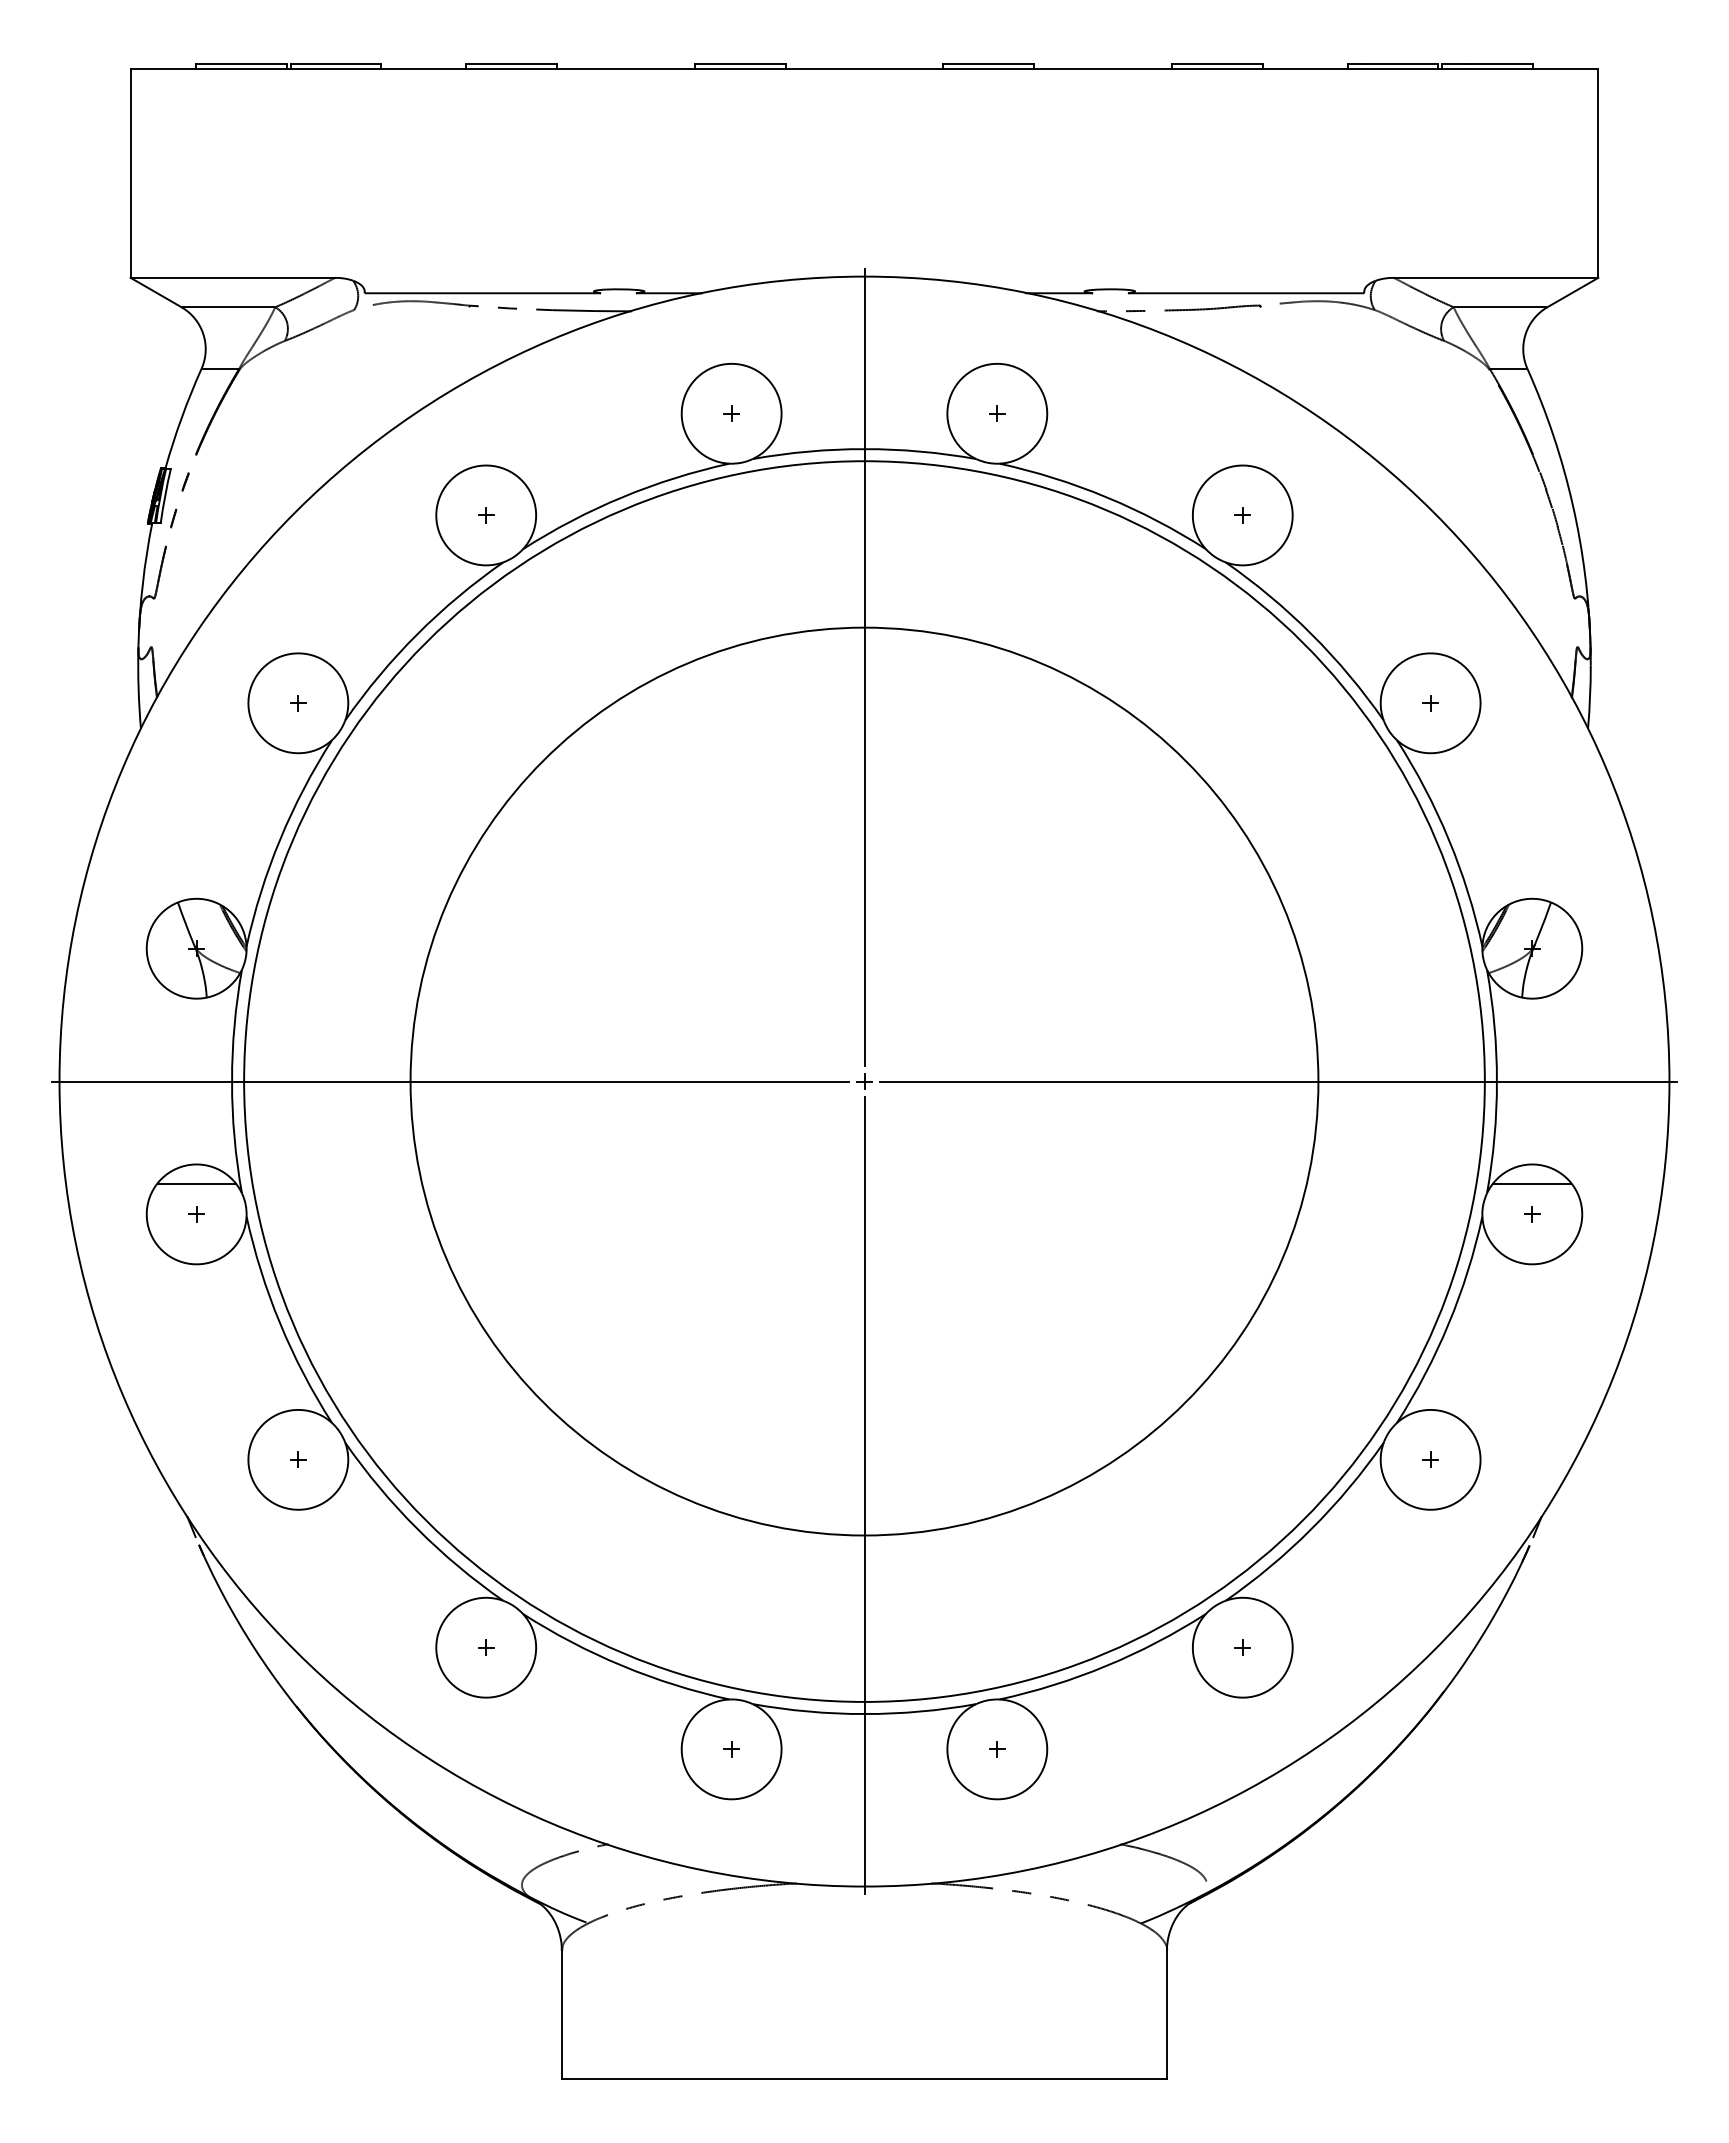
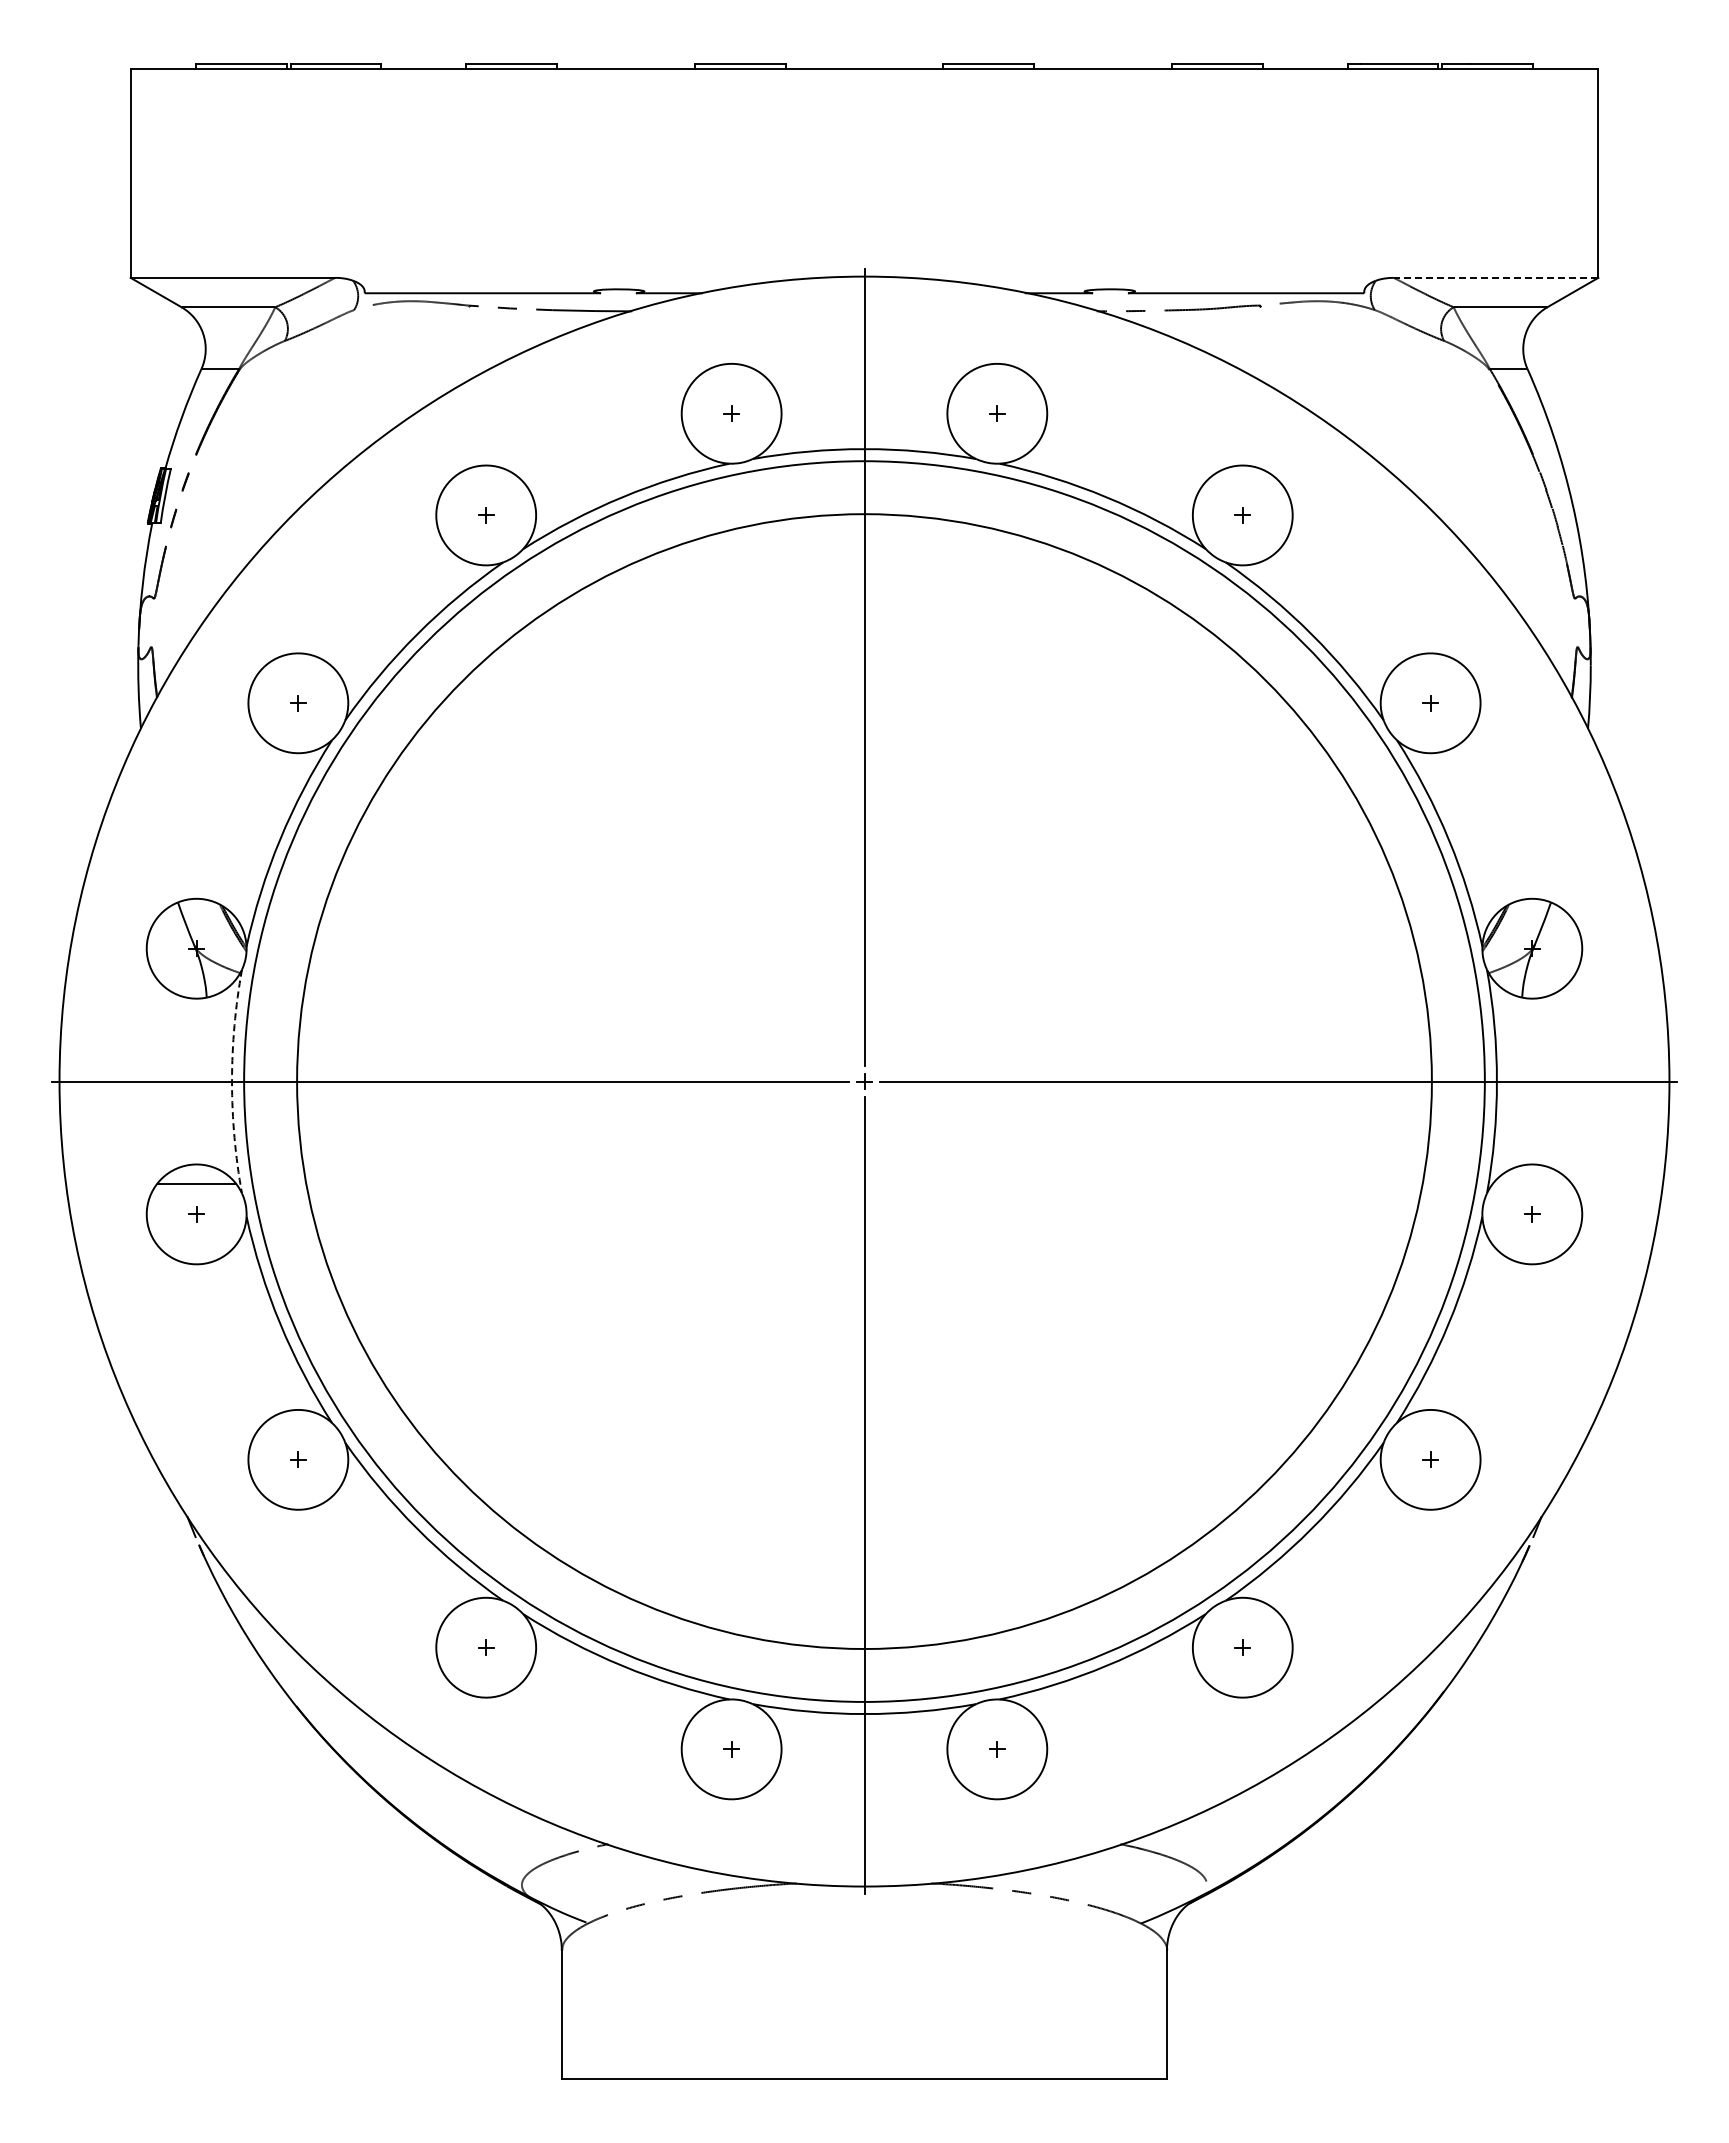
line: solid -> dashed (1495, 277)
arc: solid -> dashed (232, 1081)
circle diameter: 908 px -> 1135 px (864, 1081)
line: present -> none (1532, 1184)
